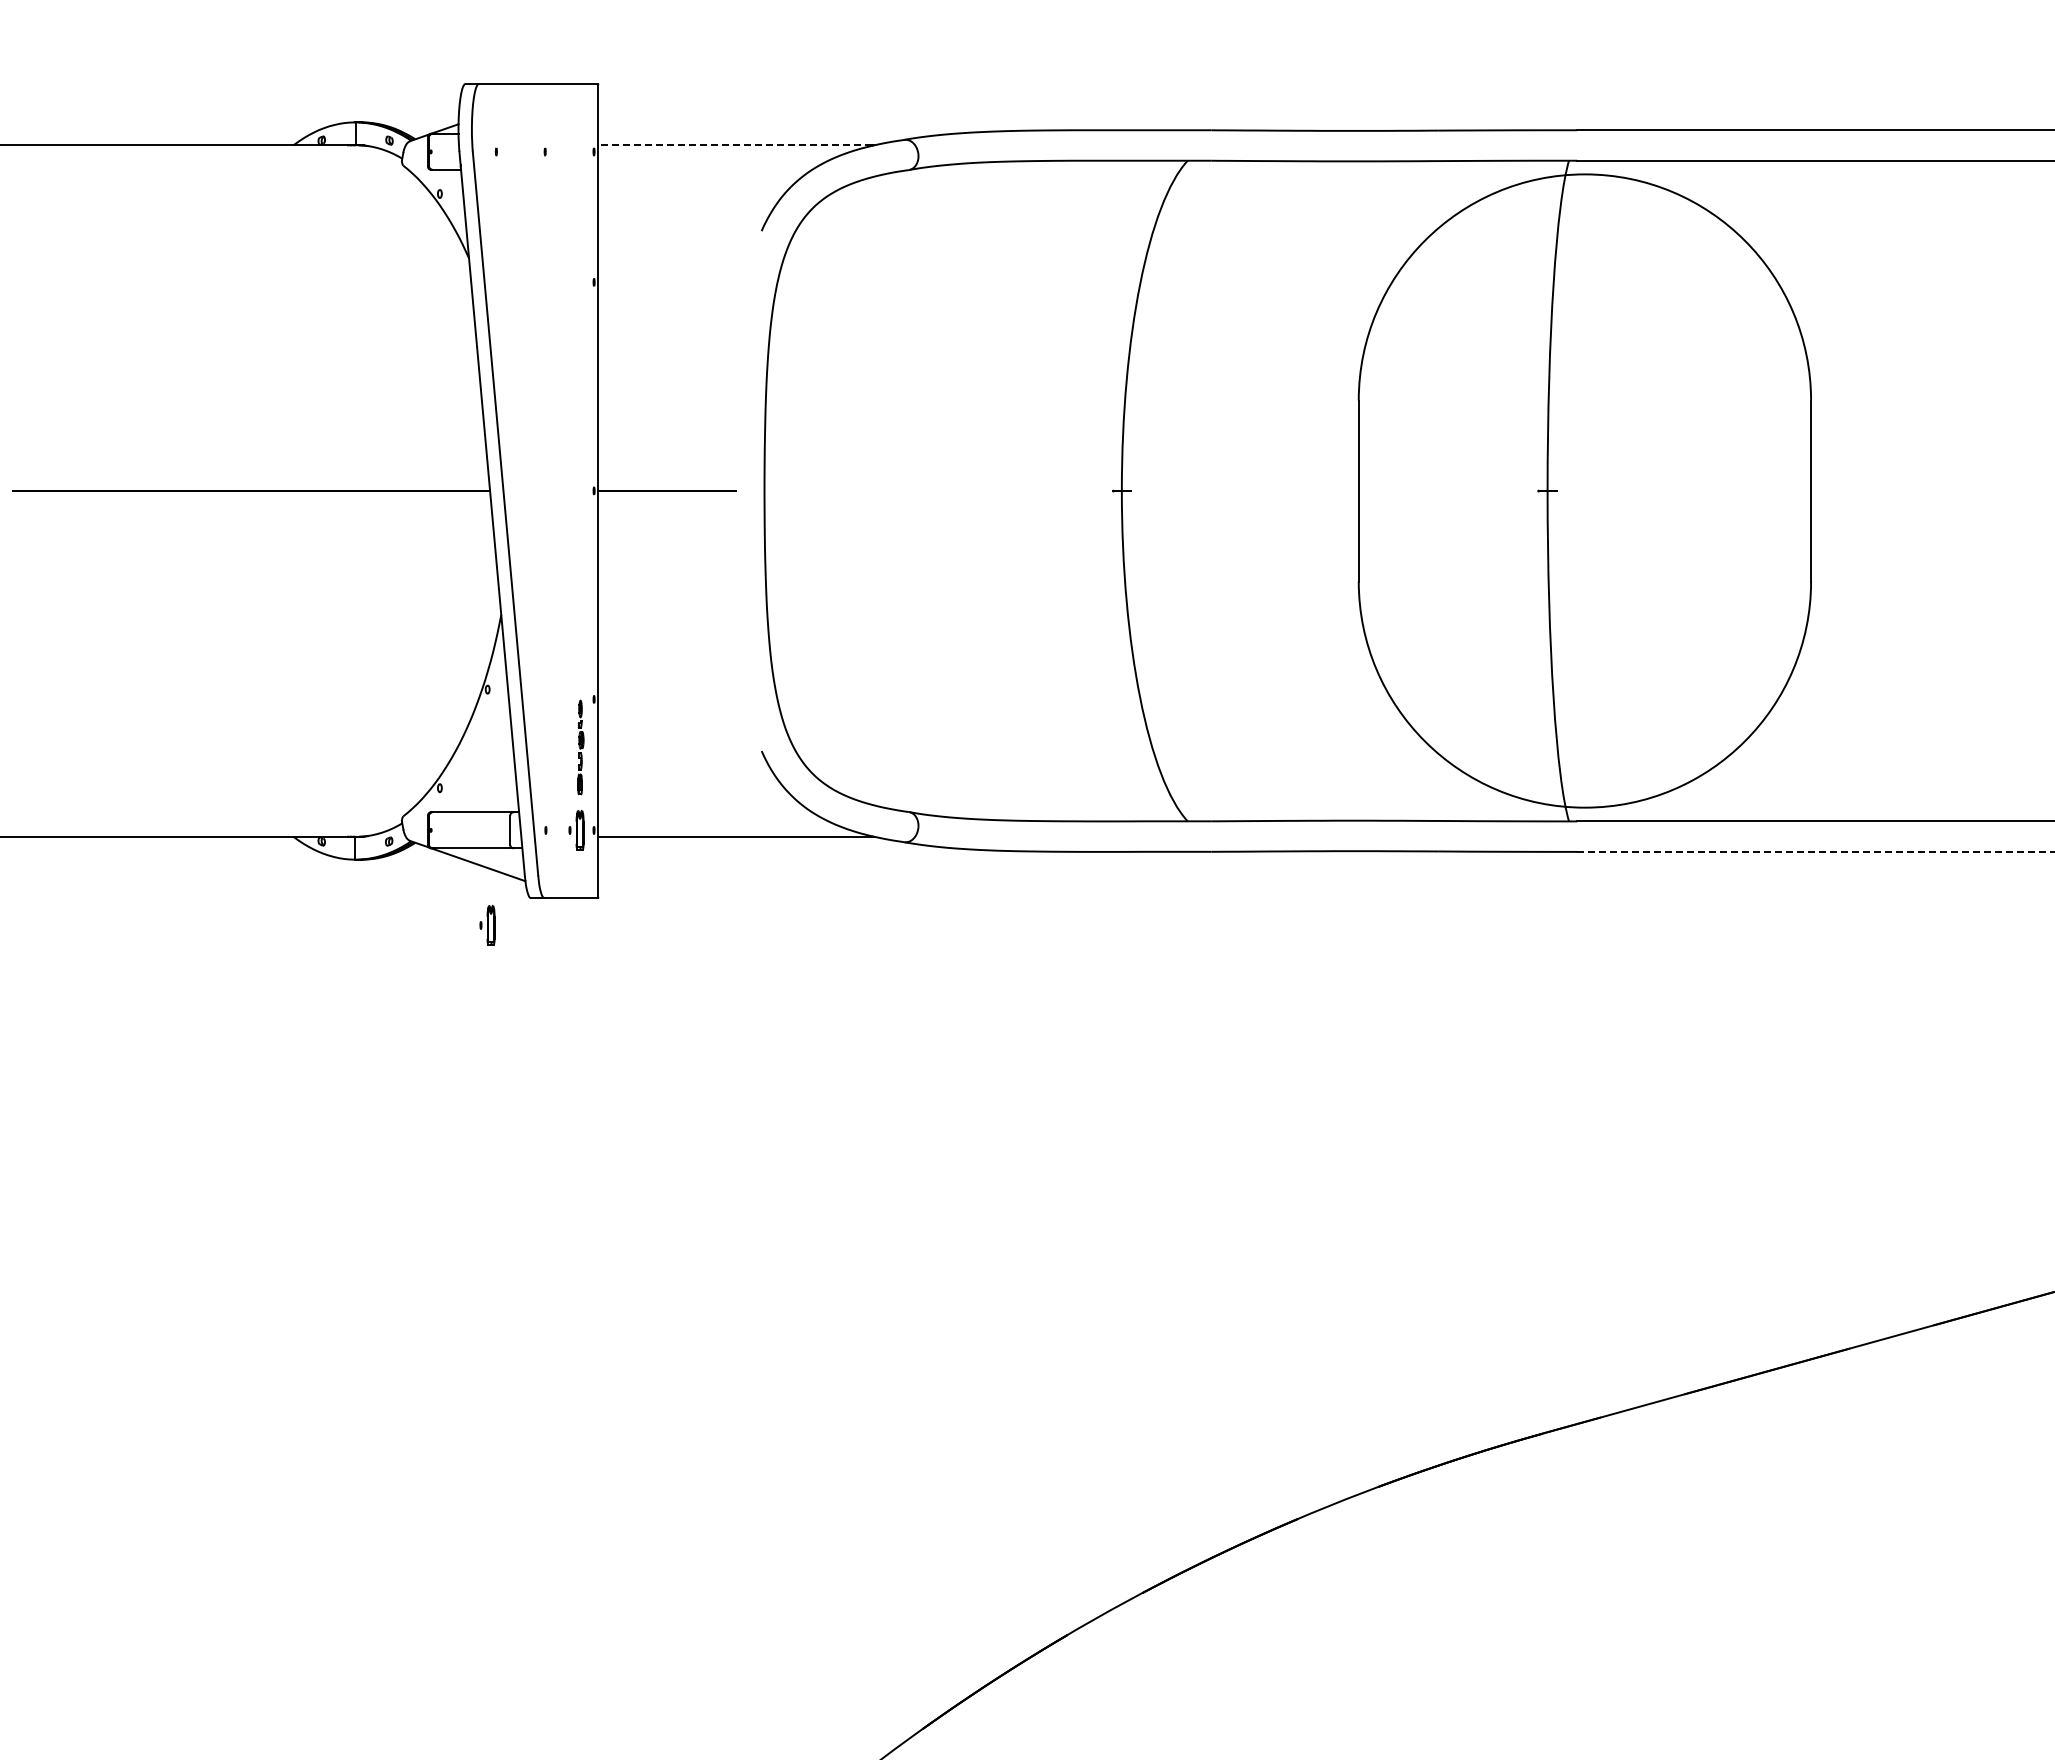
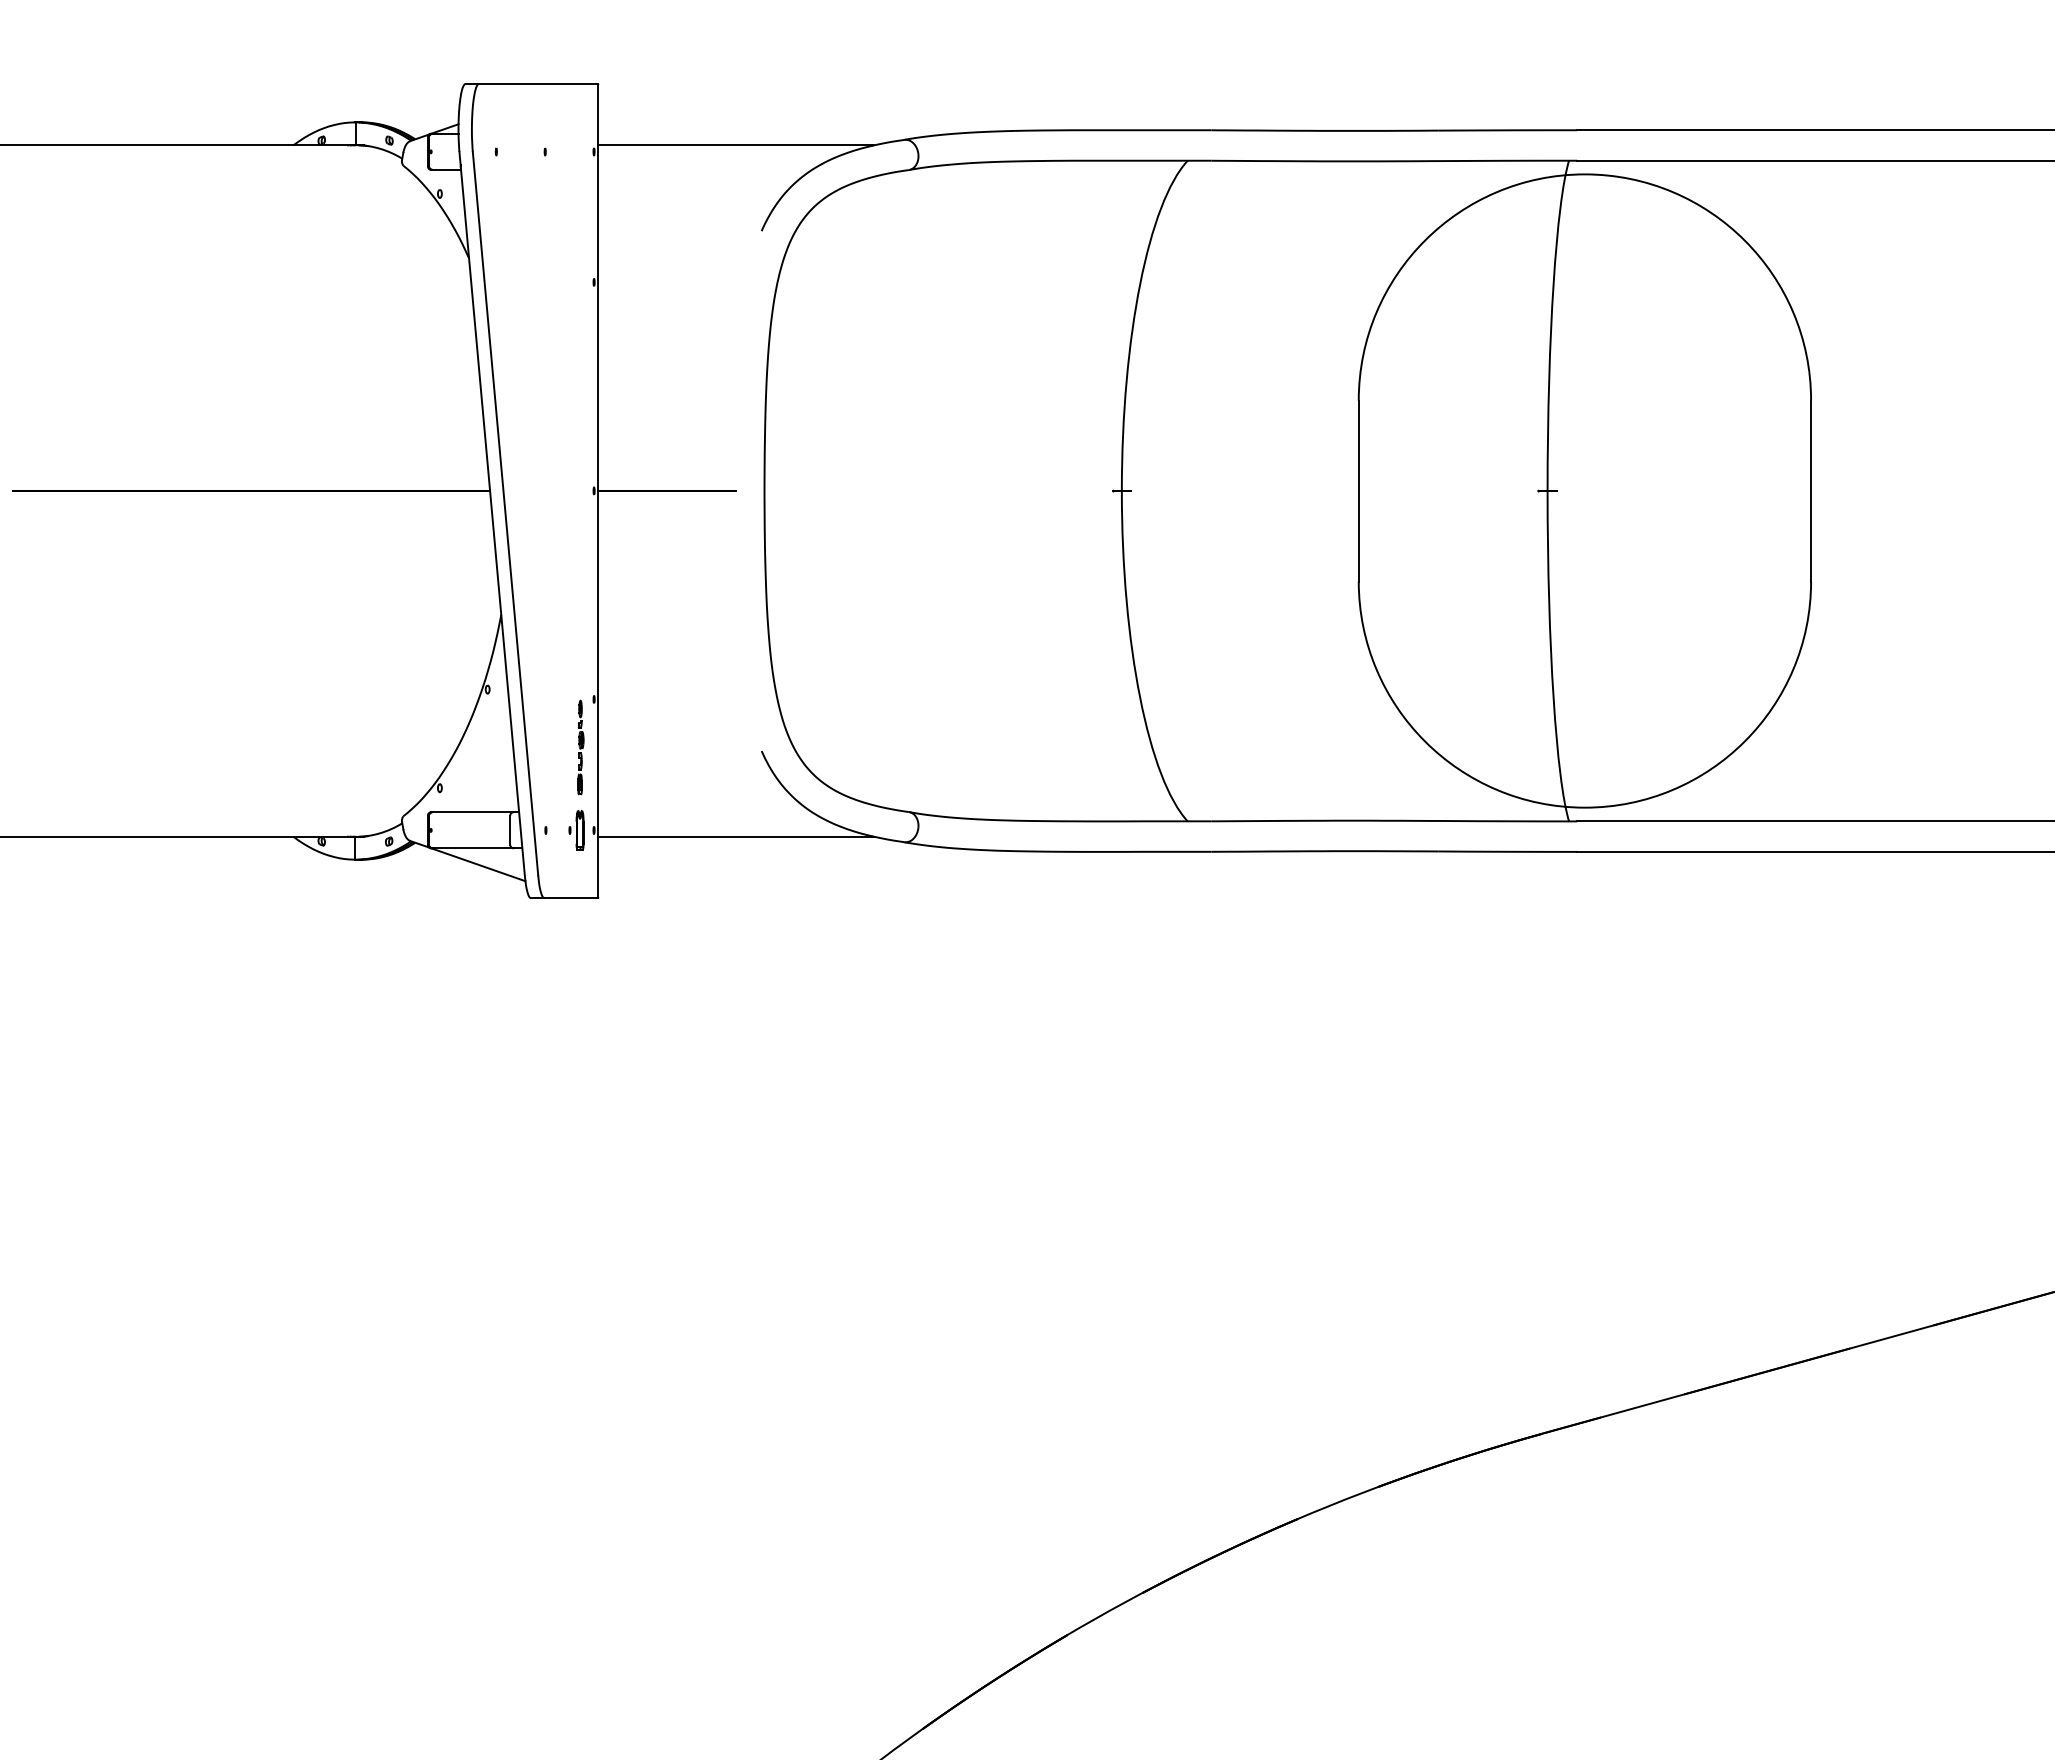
line: dashed -> solid (735, 145)
line: dashed -> solid (1816, 851)
part: present -> none (487, 924)
